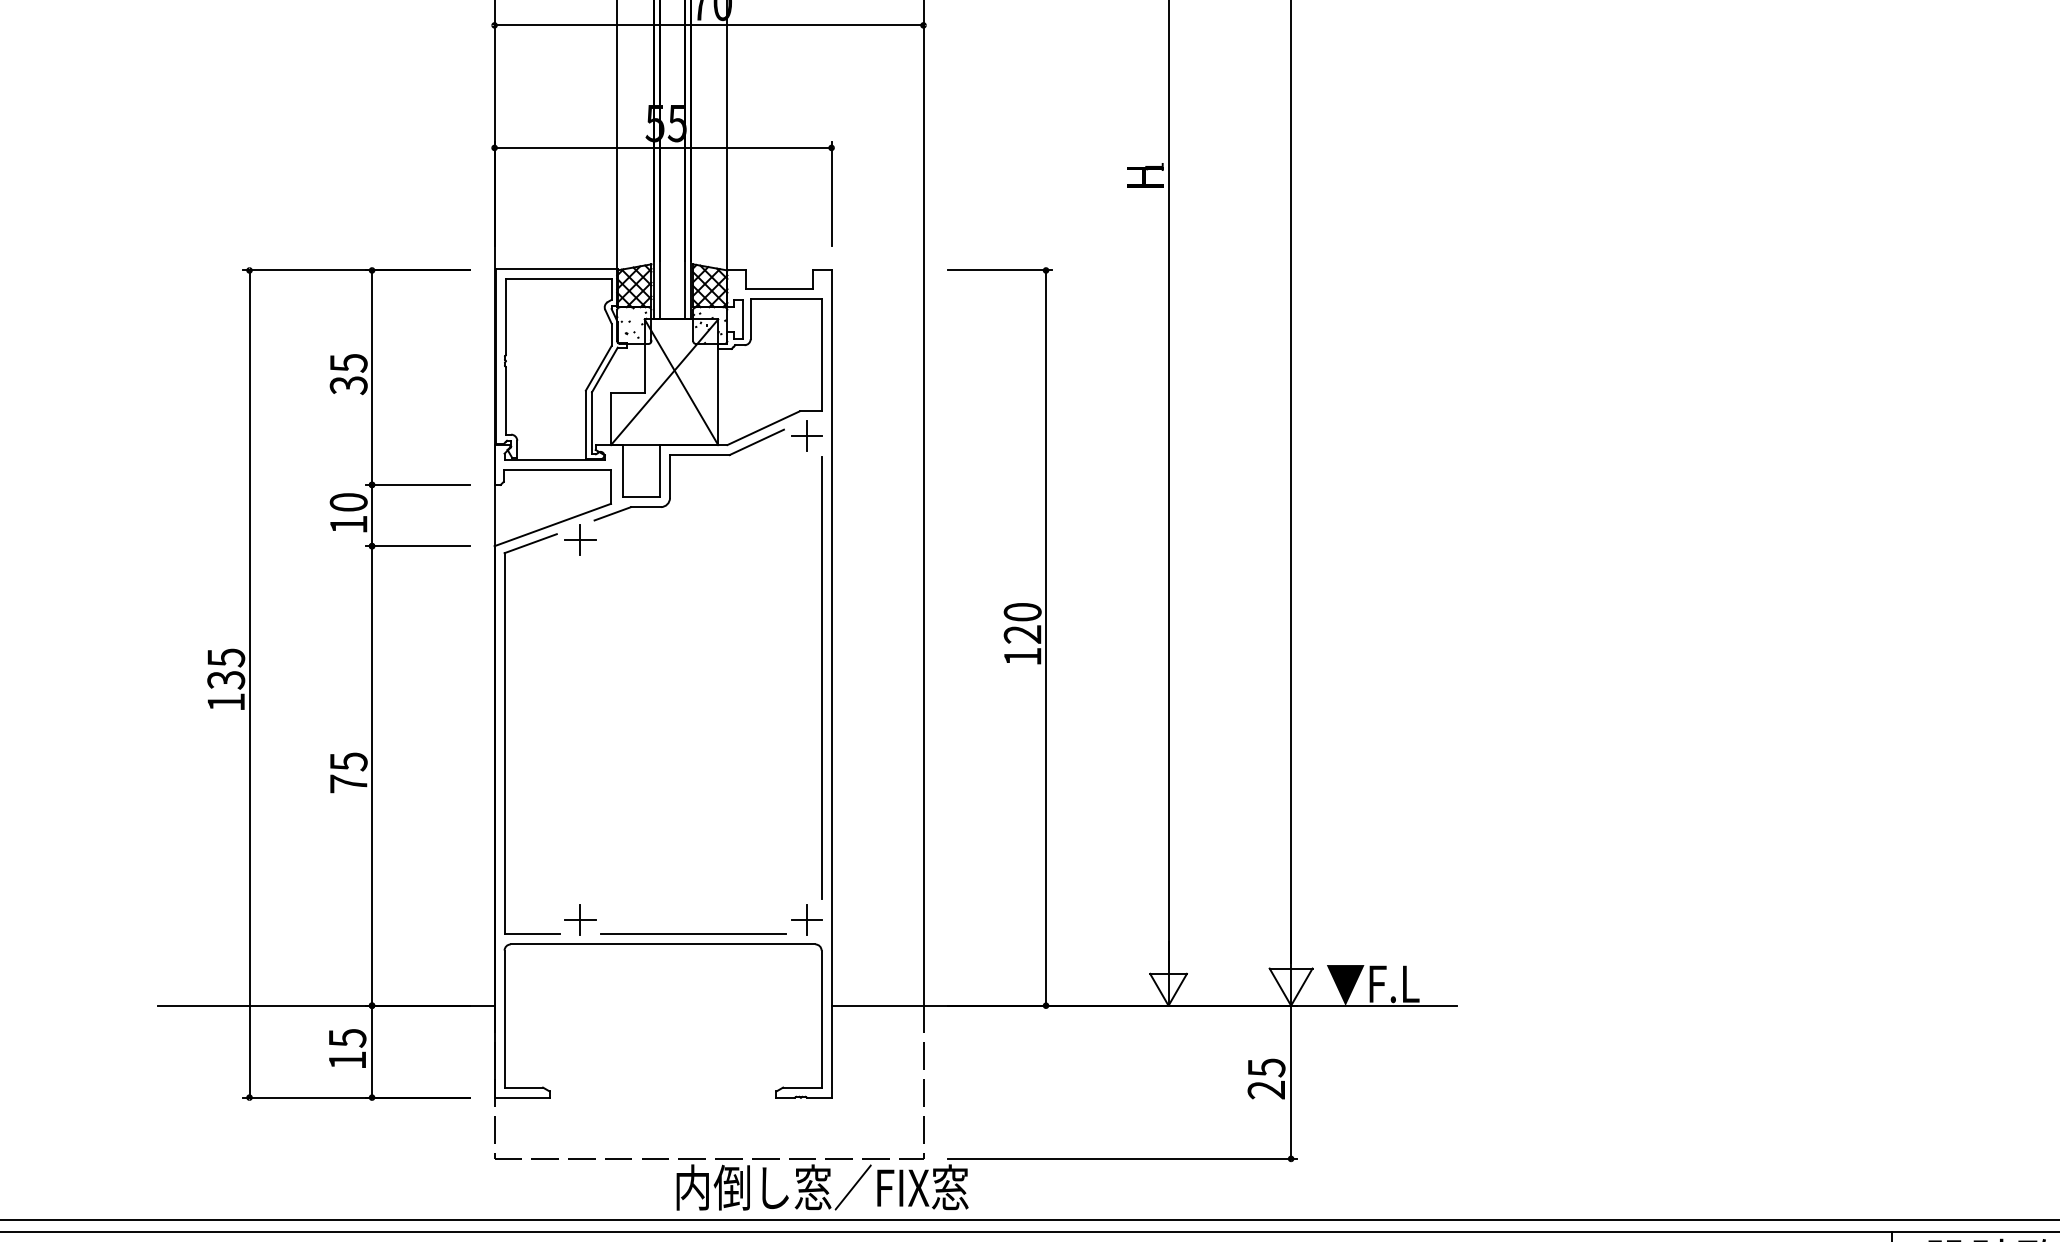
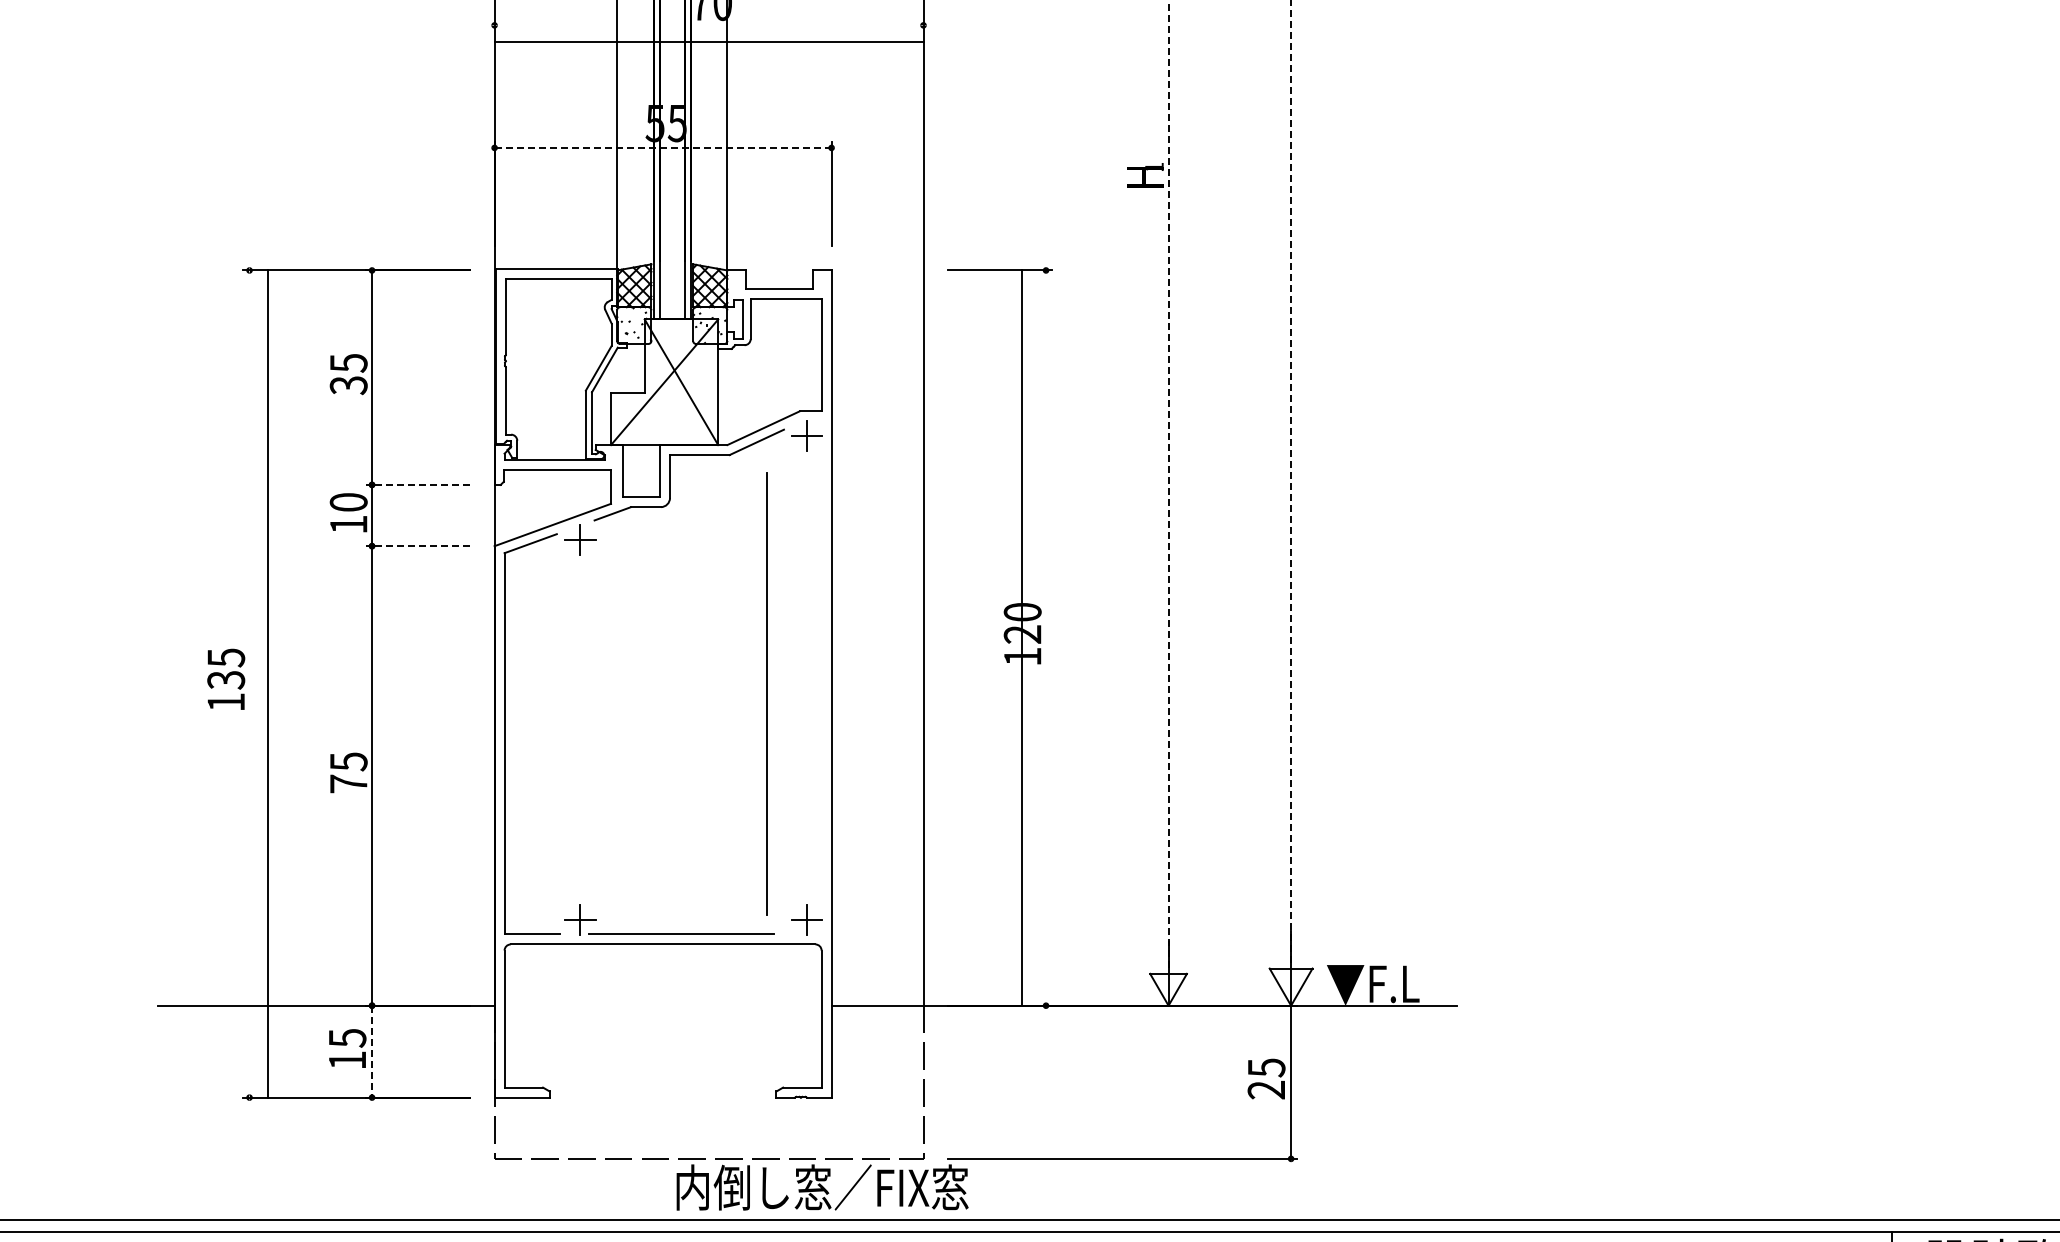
line position: (708, 25) -> (708, 42) (708, 42)
line: solid -> dashed (662, 147)
line: solid -> dashed (1291, 481)
line: solid -> dashed (417, 484)
line: solid -> dashed (1168, 485)
line: solid -> dashed (417, 546)
line position: (1046, 637) -> (1022, 637) (1022, 637)
line position: (821, 677) -> (766, 693) (766, 693)
line position: (249, 683) -> (267, 683) (267, 683)
line position: (693, 933) -> (681, 933) (681, 933)
line: solid -> dashed (372, 1051)
